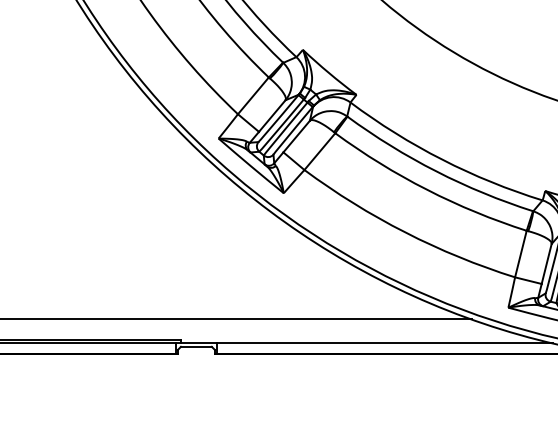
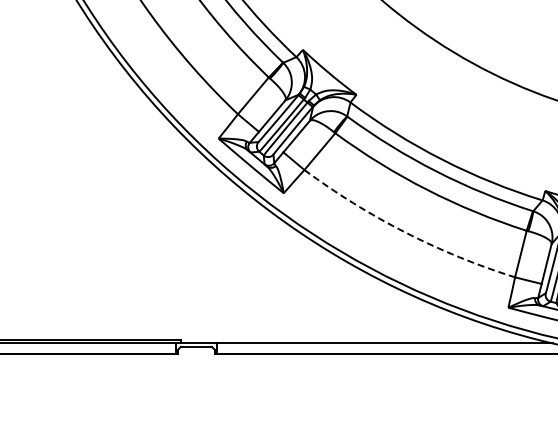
arc: solid -> dashed (405, 232)
line: present -> none (236, 319)
